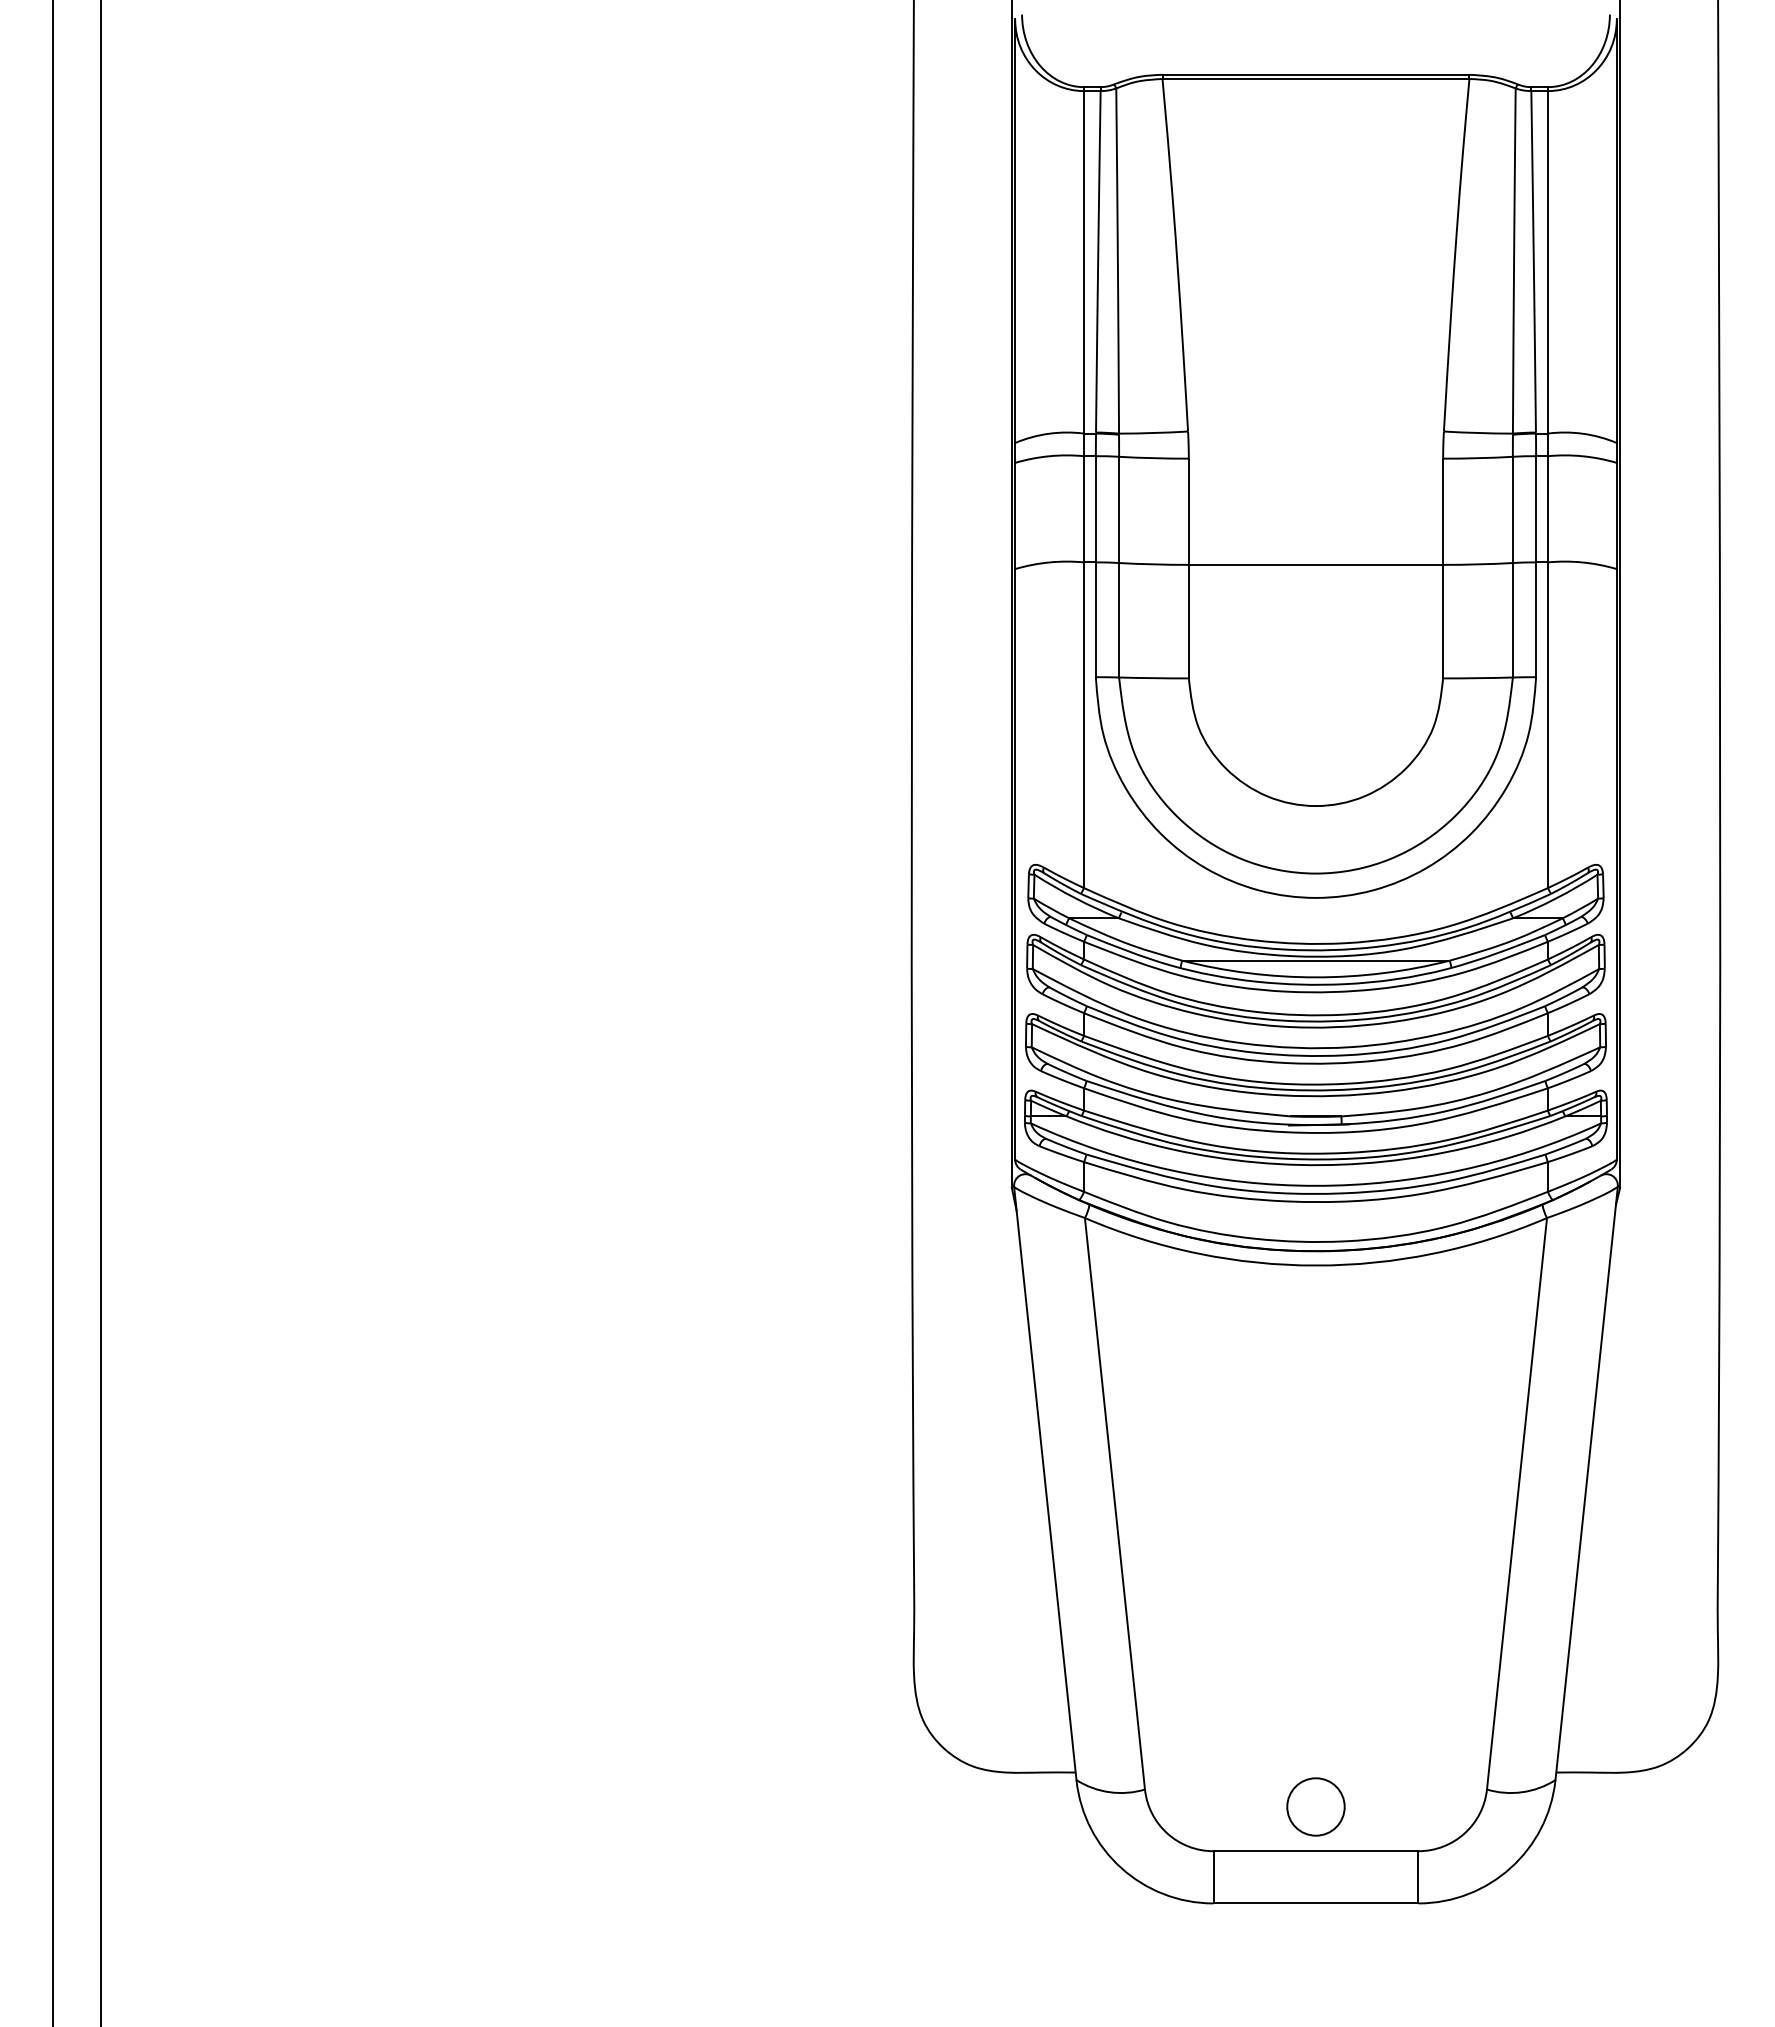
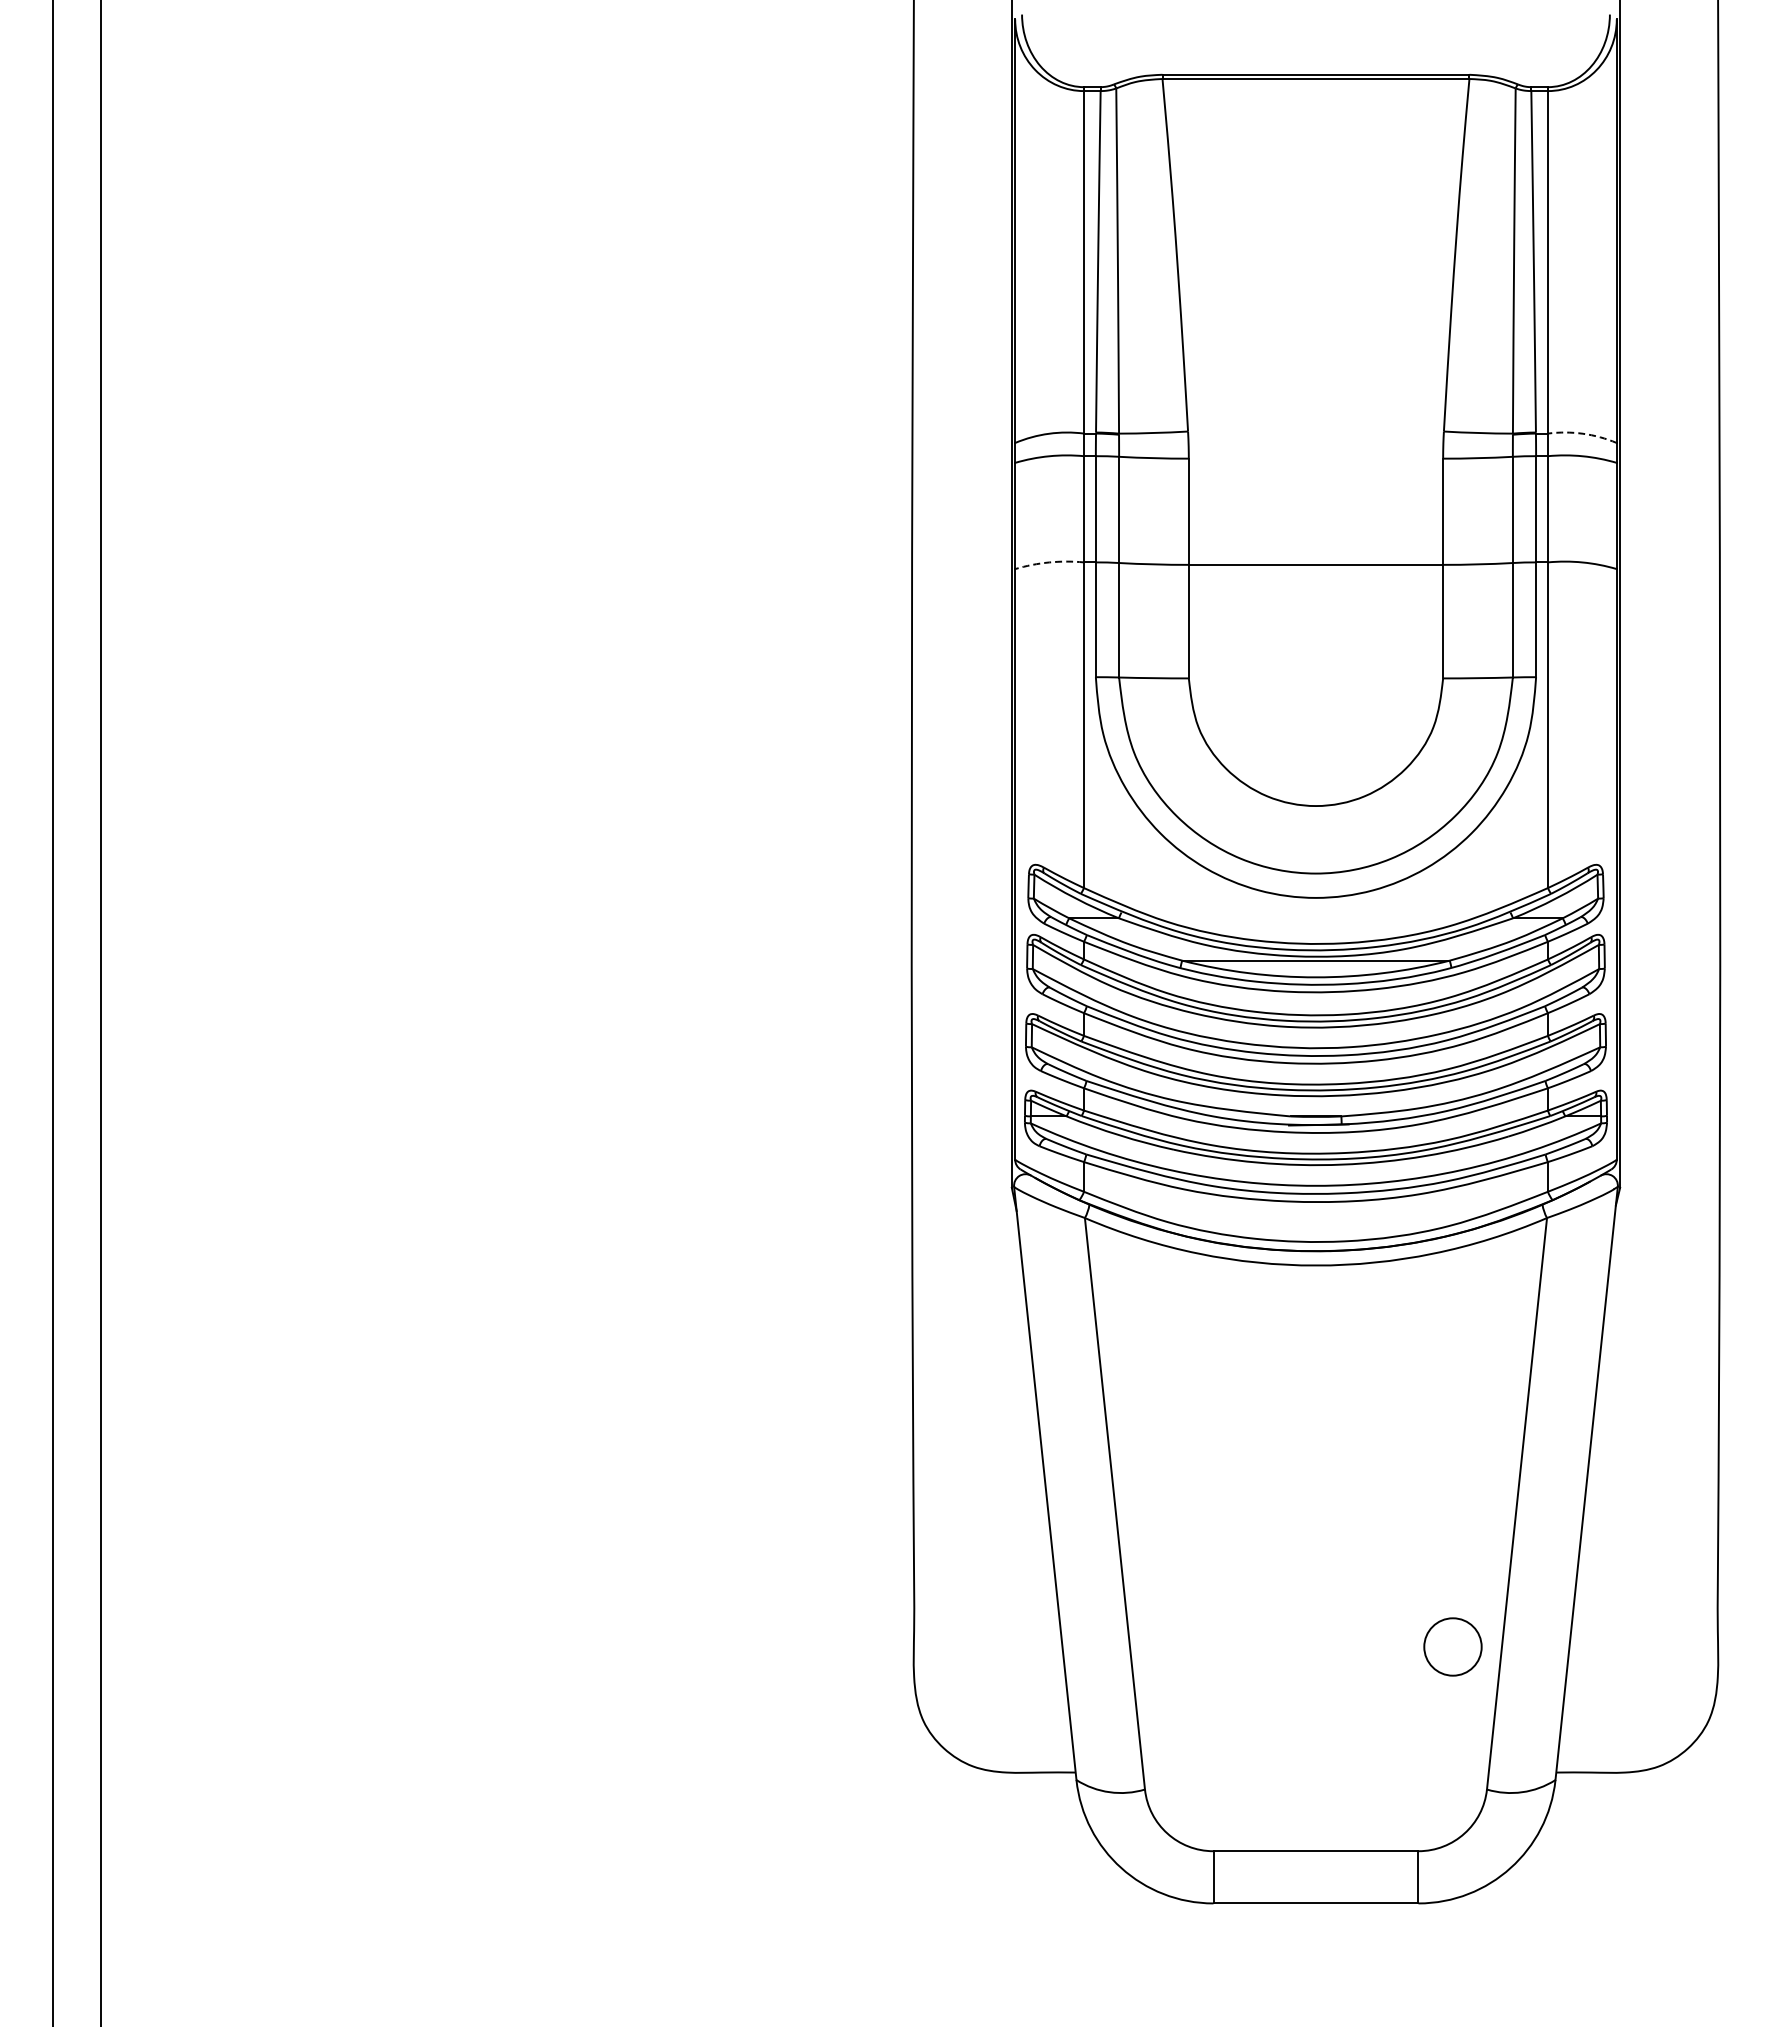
arc: solid -> dashed (1582, 433)
arc: solid -> dashed (1049, 562)
circle position: (1315, 1806) -> (1452, 1646) (1452, 1646)
